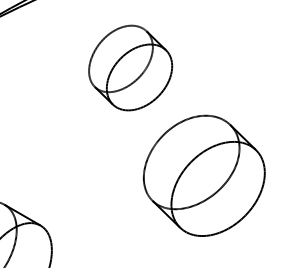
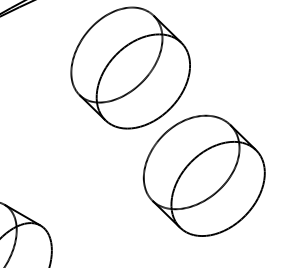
part size: 86x88 px -> 121x124 px (130, 67)
